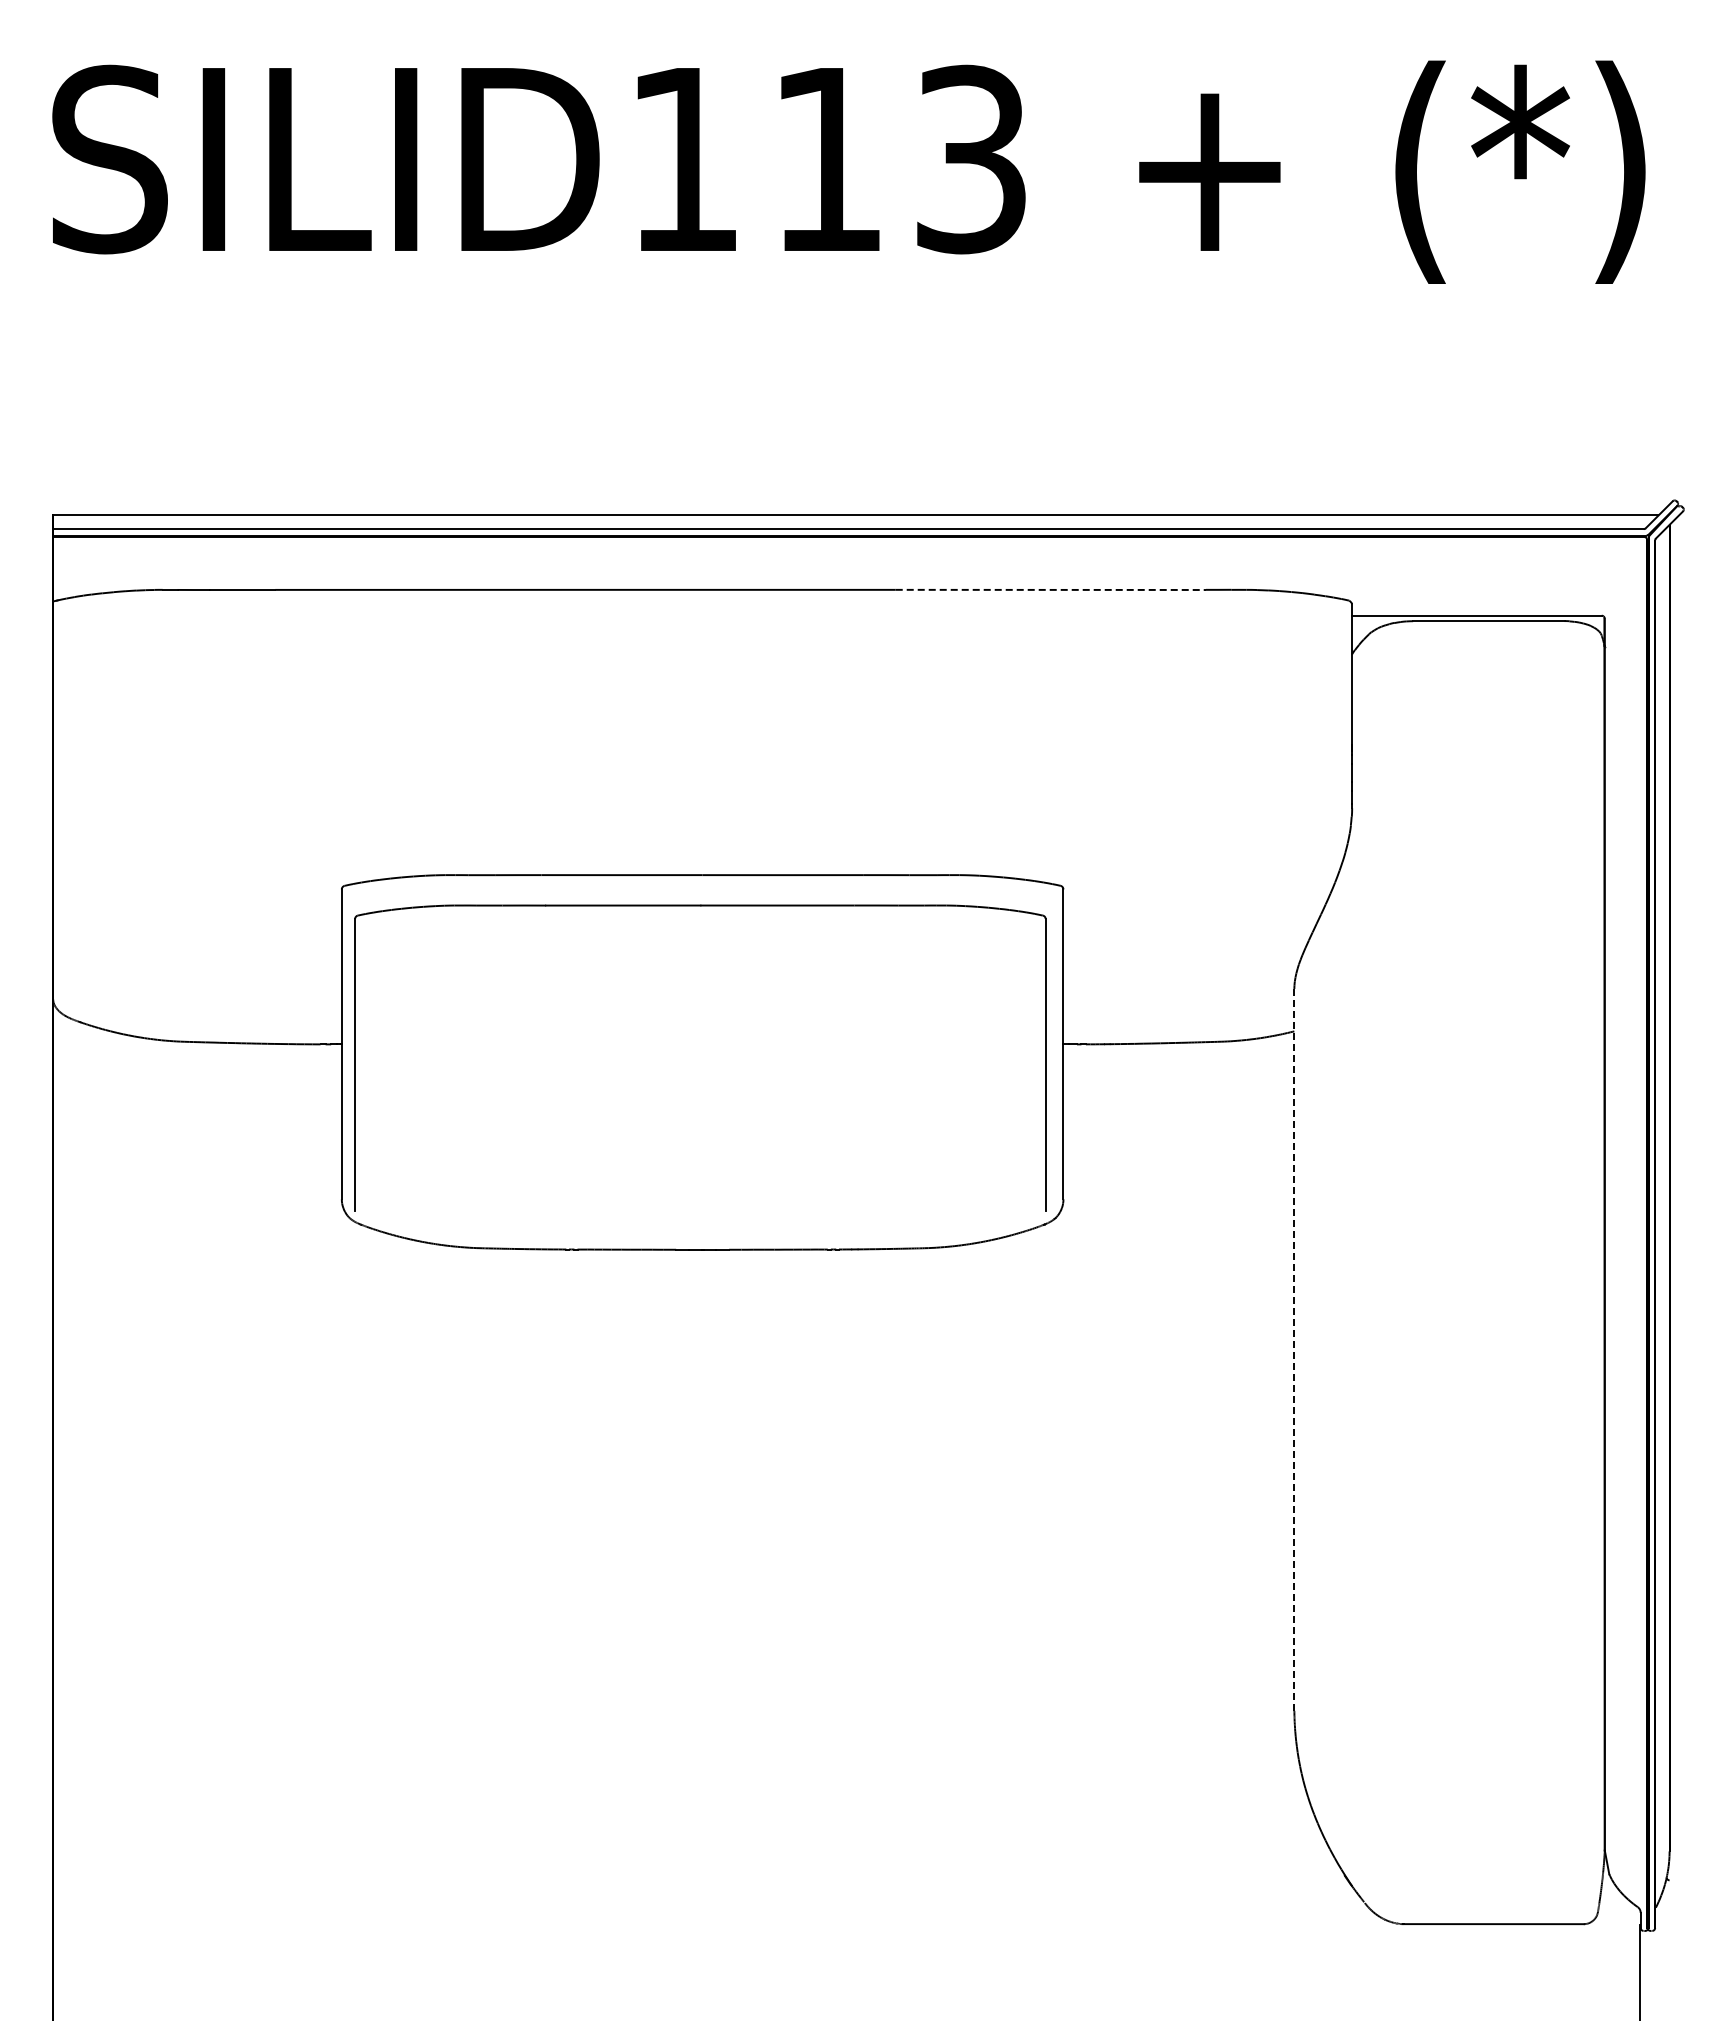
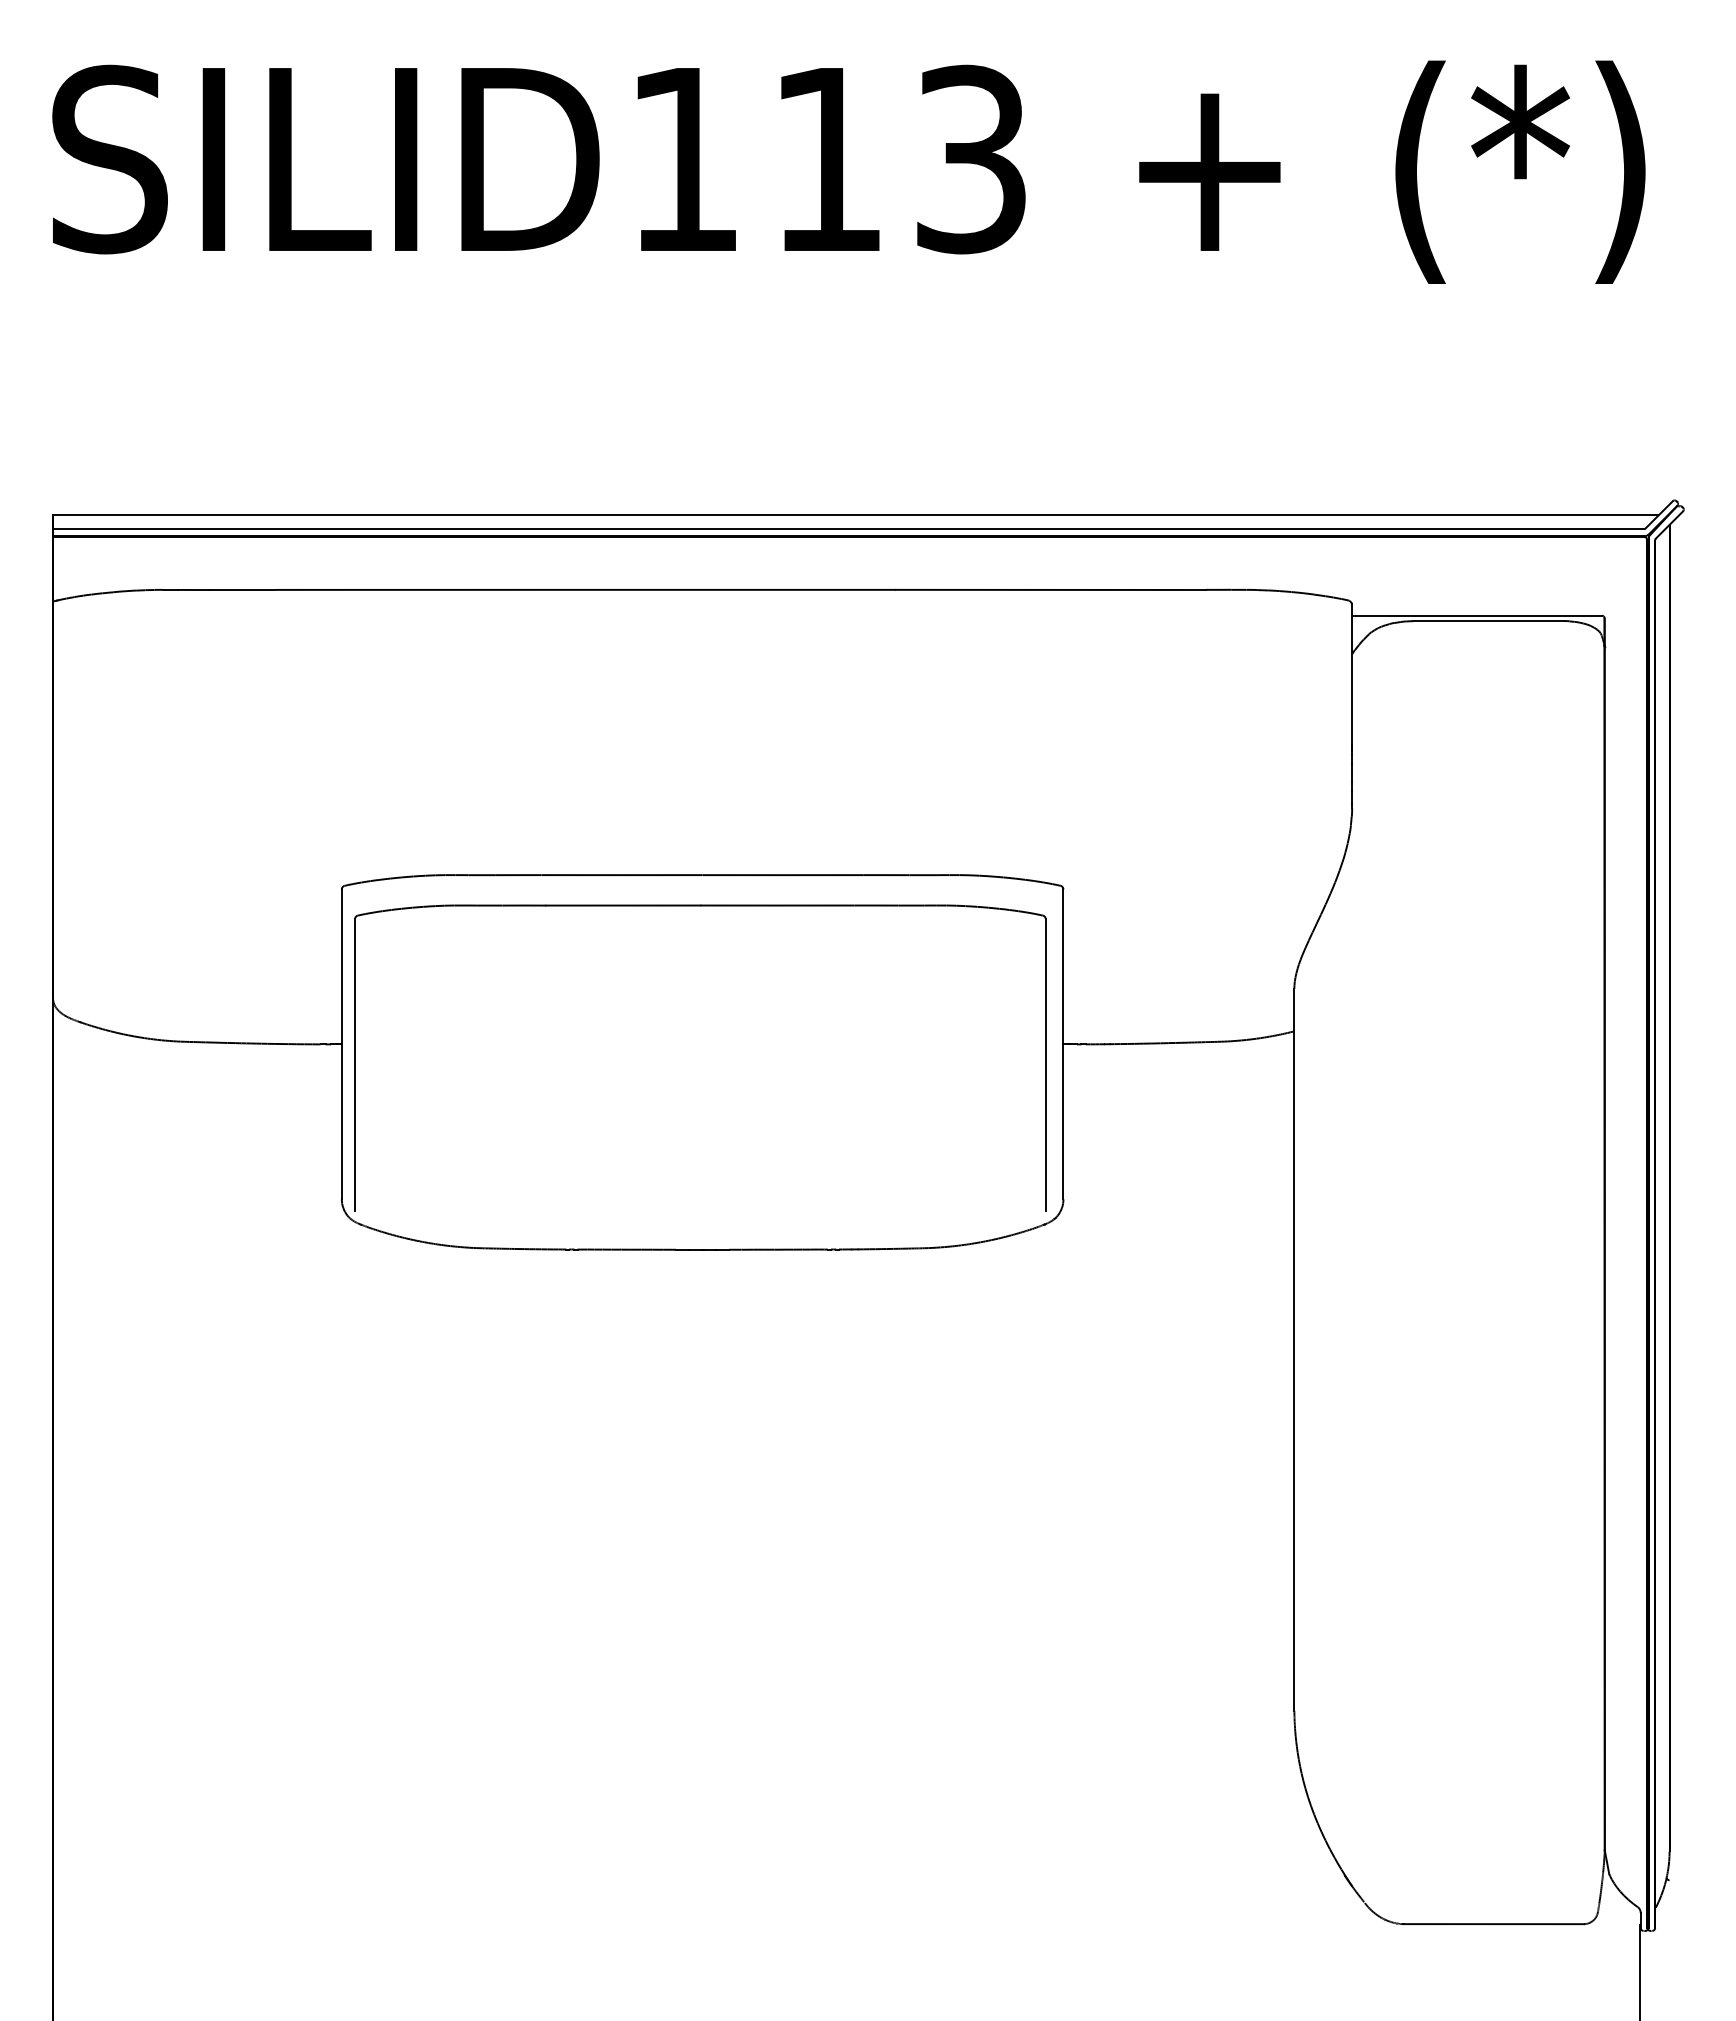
line: dashed -> solid (1051, 589)
line: dashed -> solid (1294, 1349)
